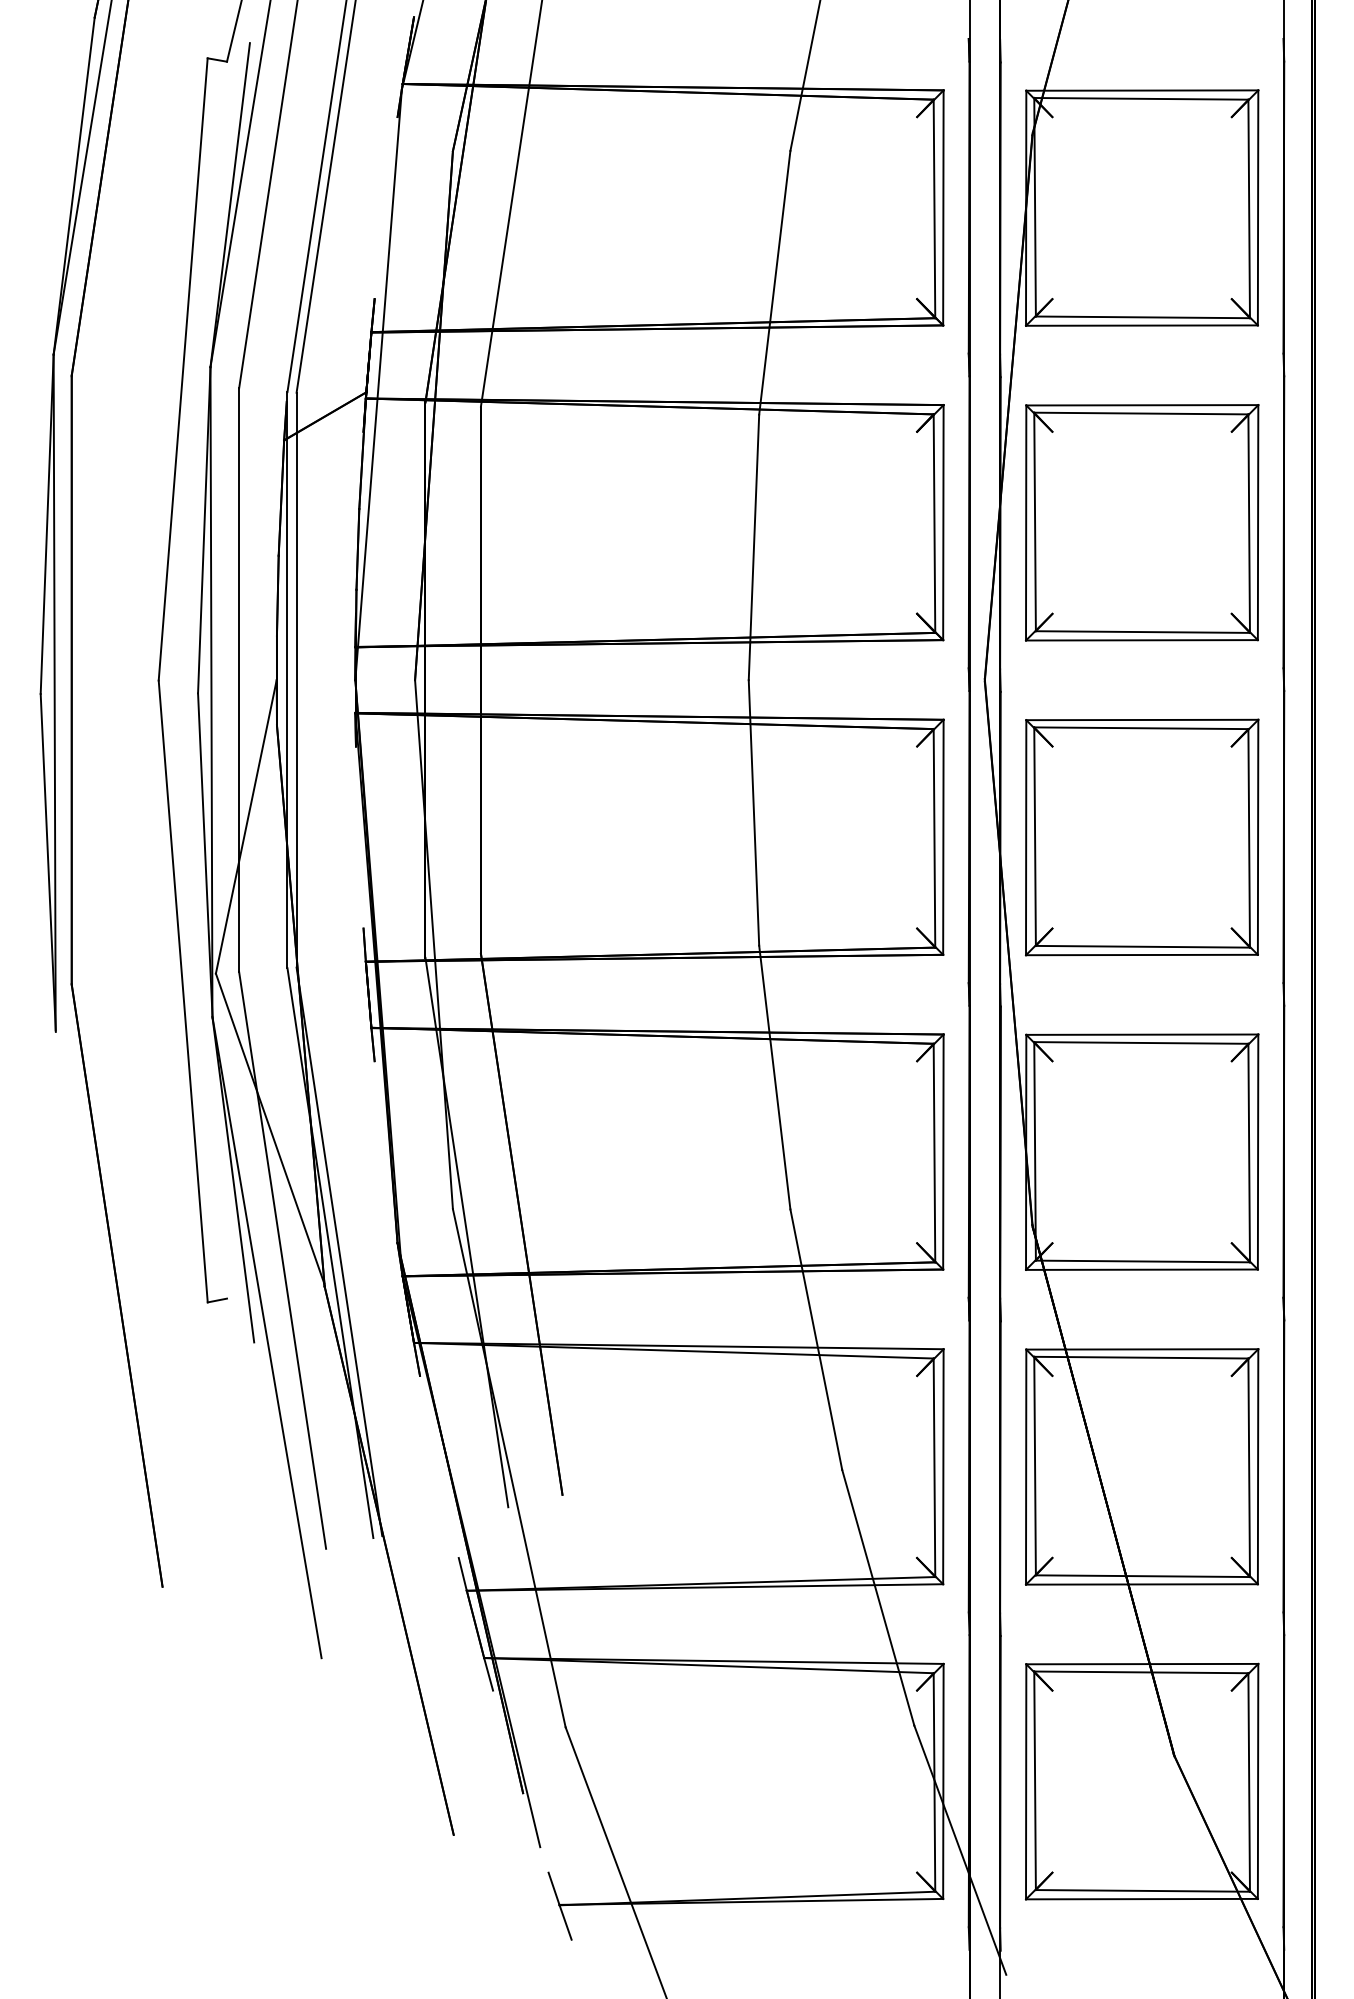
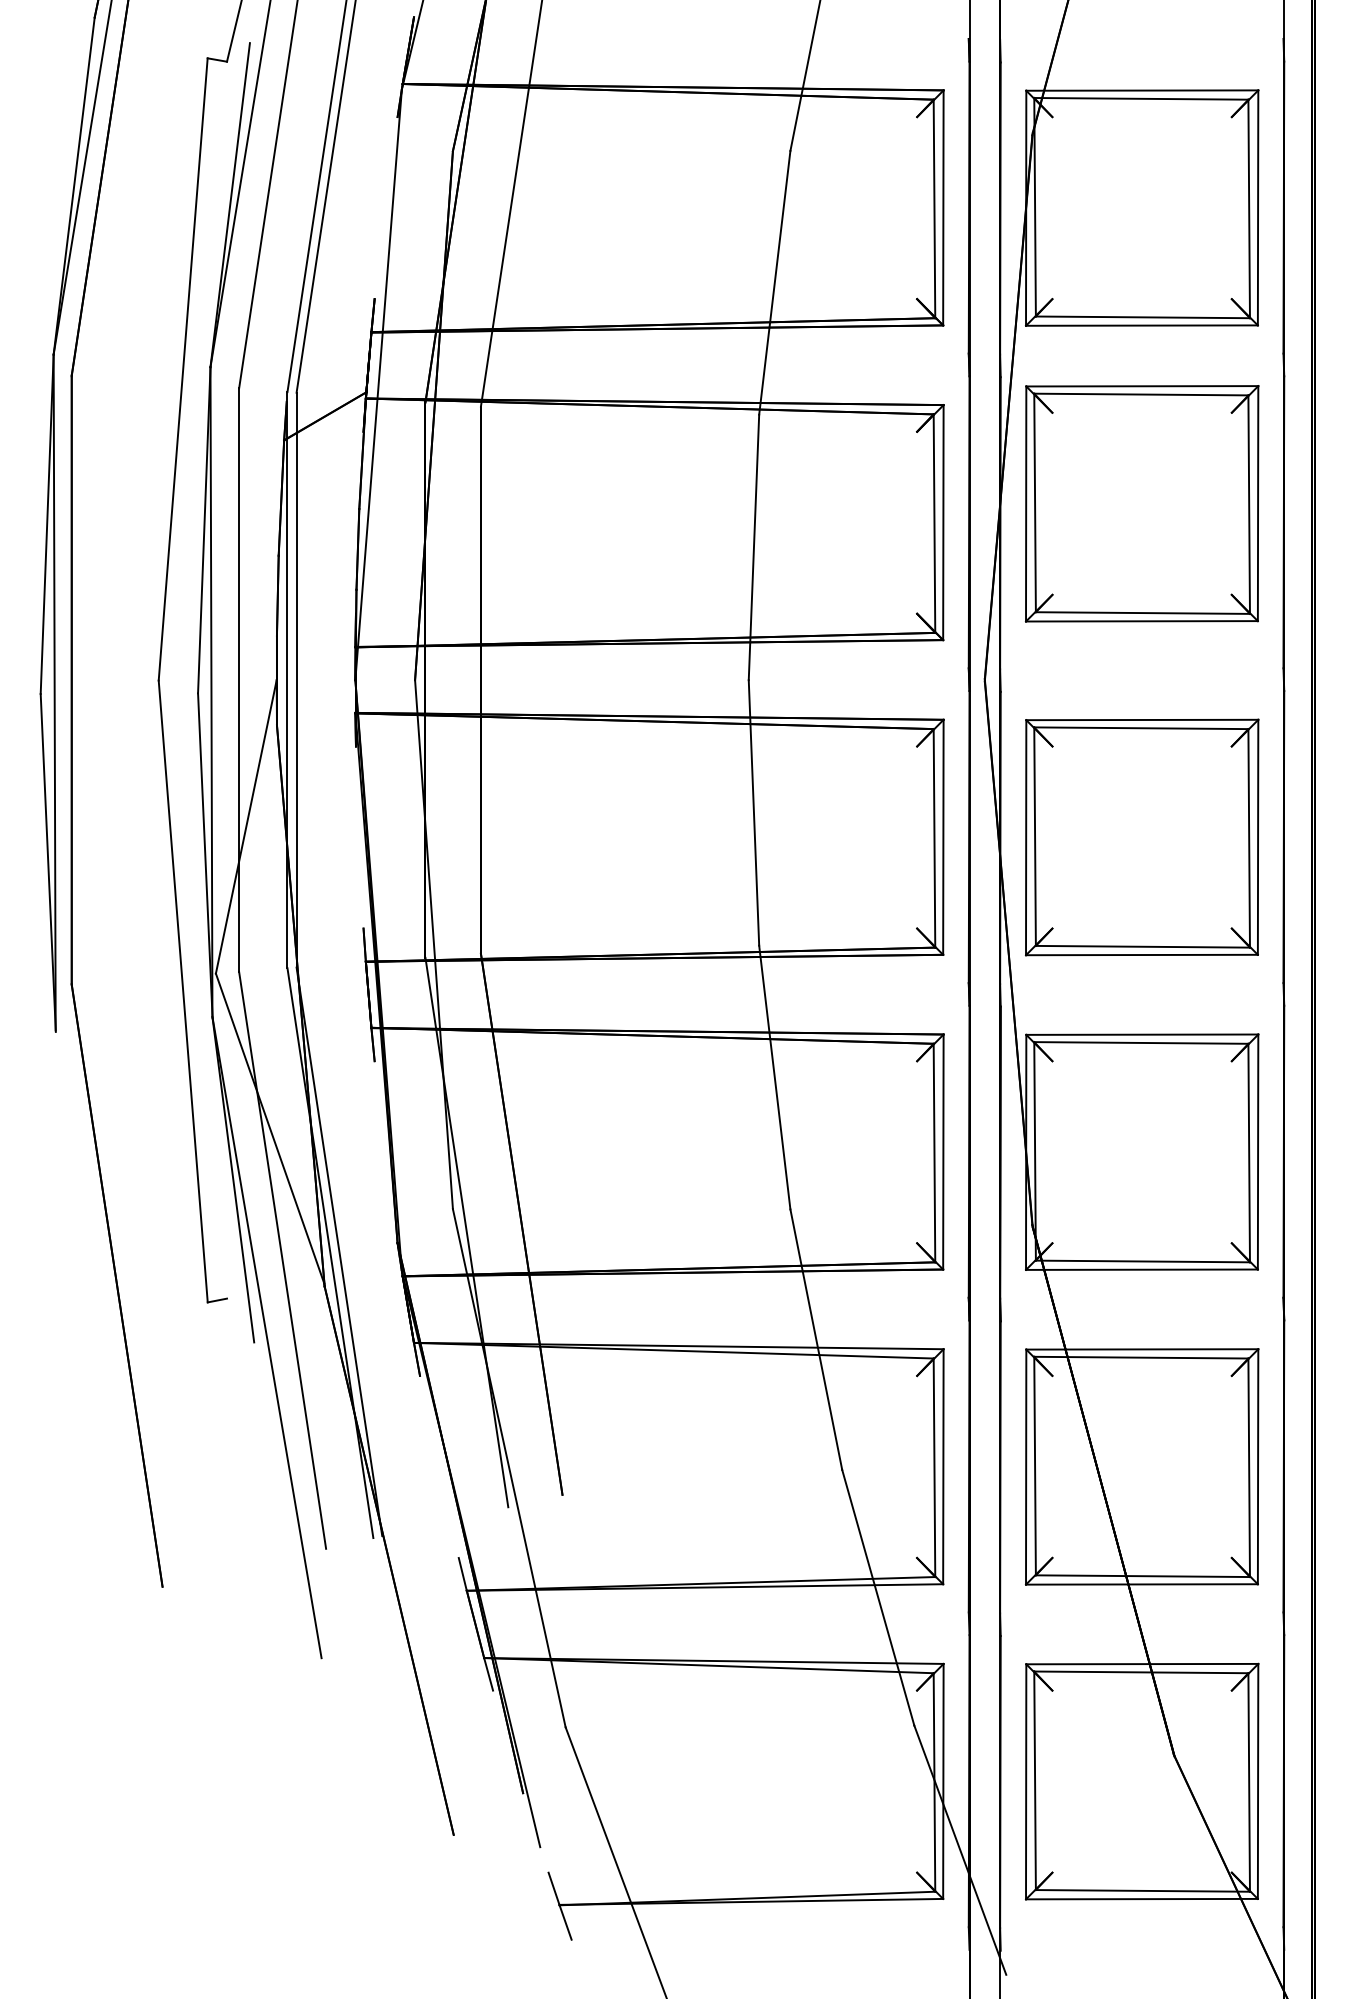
part position: (1142, 522) -> (1142, 503) (1142, 503)
